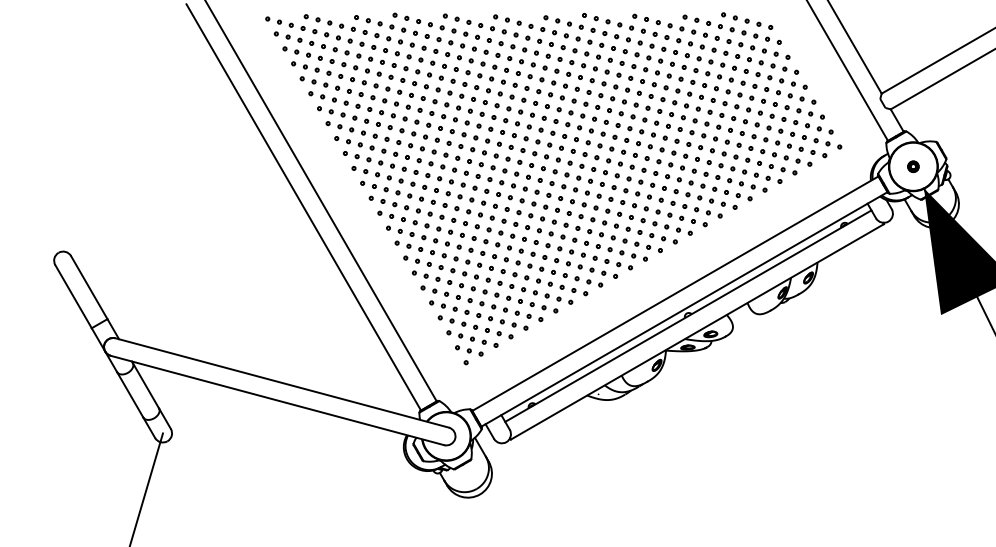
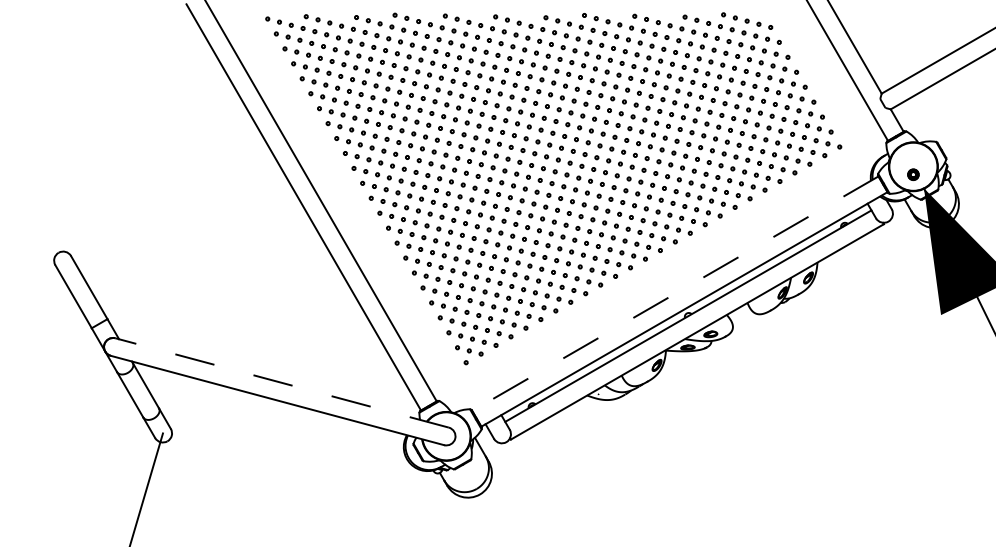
part position: (913, 166) -> (913, 174) (913, 174)
line: solid -> dashed (675, 293)
line: solid -> dashed (282, 382)
